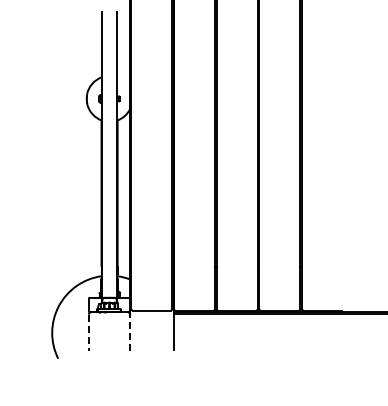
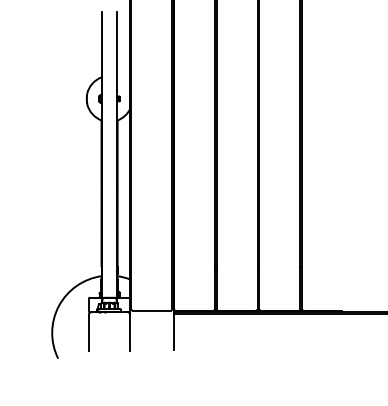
line: dashed -> solid (130, 332)
line: dashed -> solid (88, 333)
